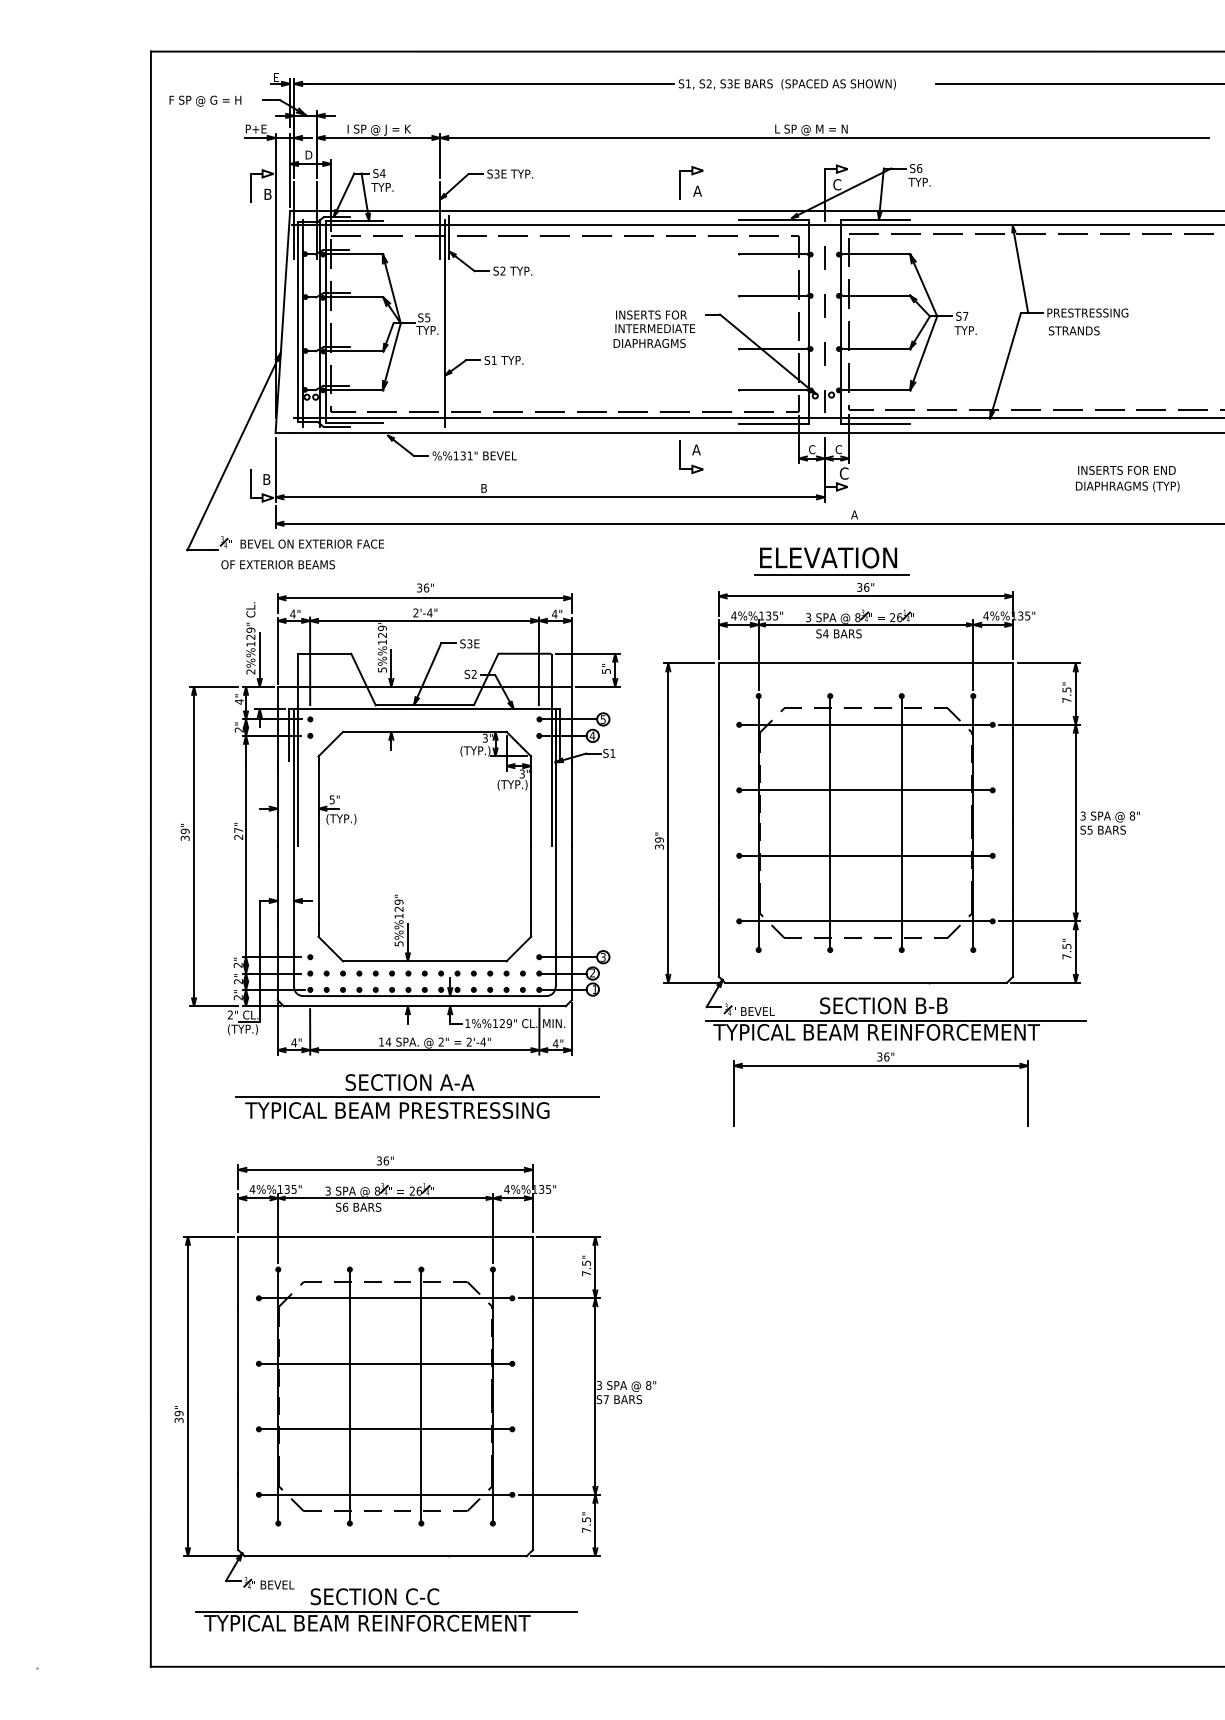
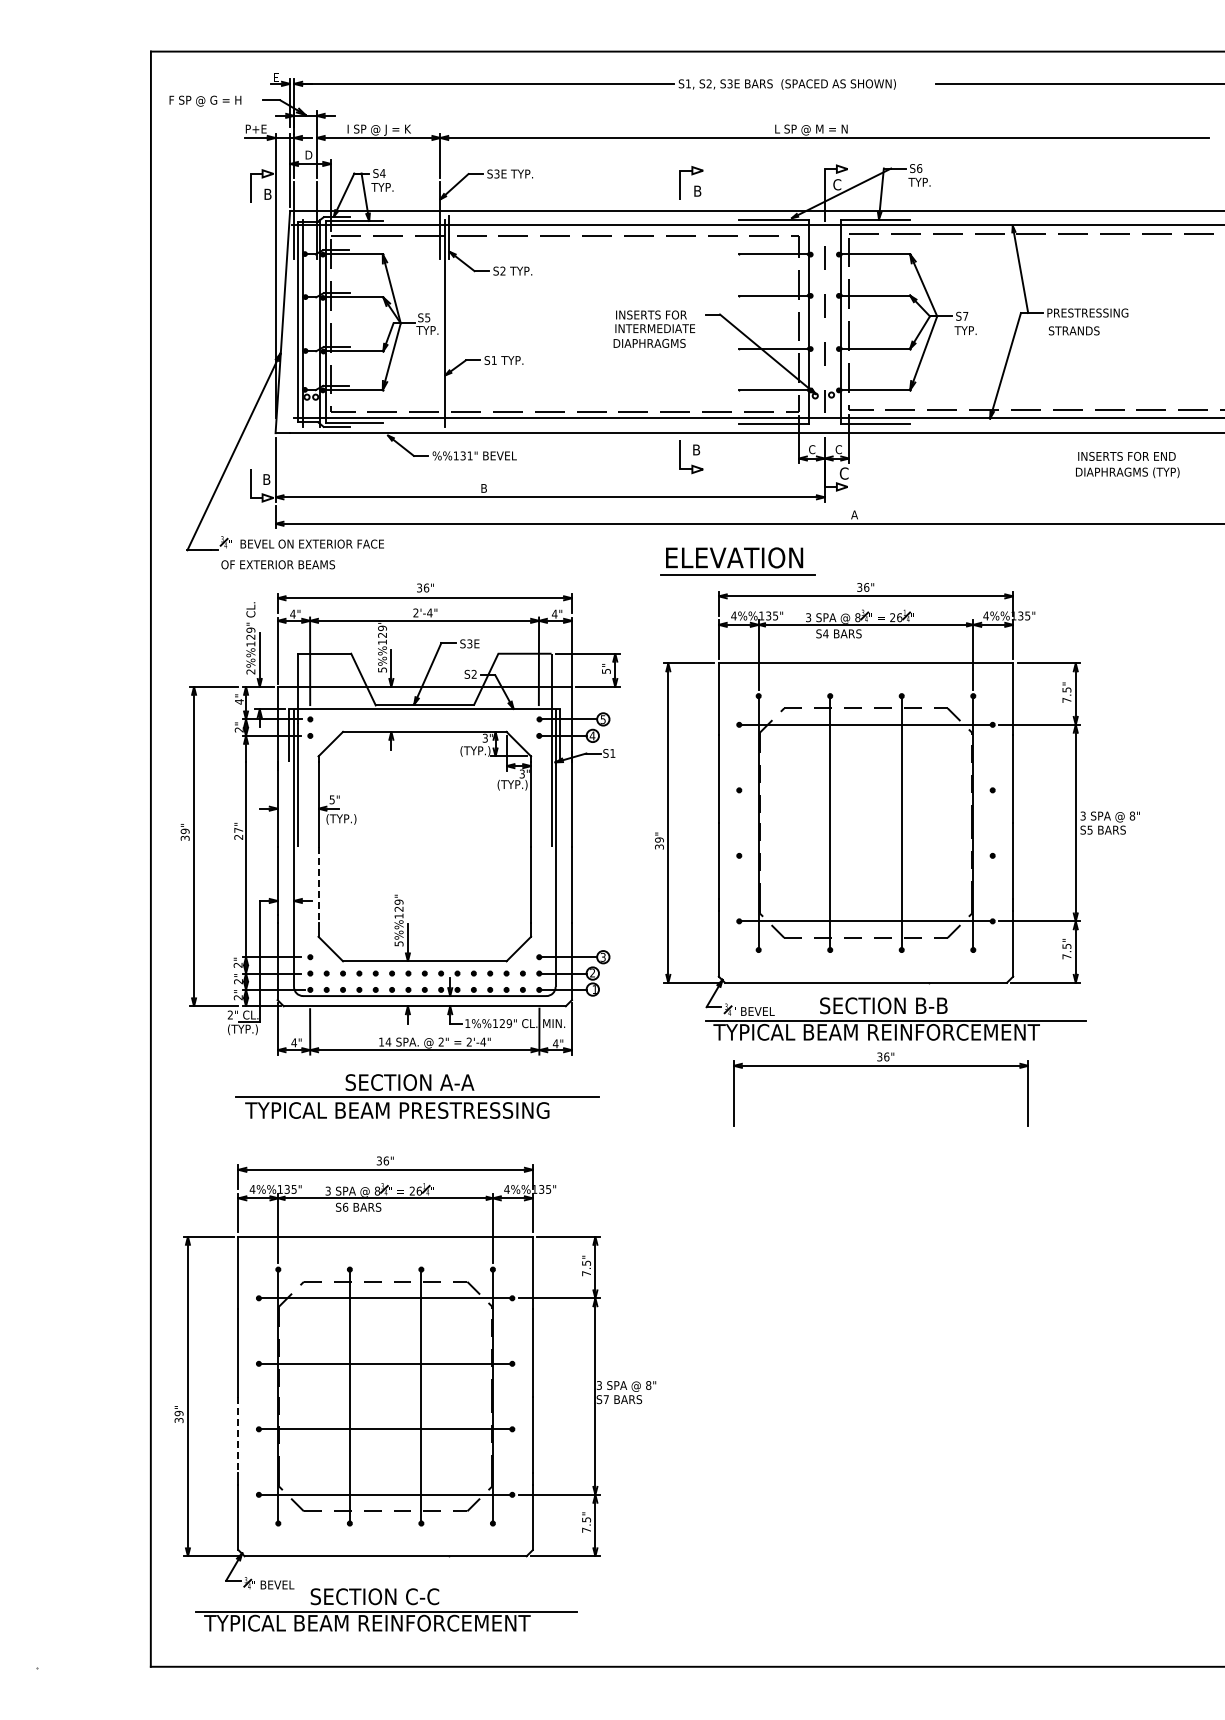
text: A -> B (697, 190)
text: A -> B (696, 449)
text position: (1127, 478) -> (1127, 464) (1127, 464)
part position: (831, 561) -> (737, 561) (737, 561)
line: present -> none (865, 790)
line: present -> none (865, 855)
line: solid -> dashed (318, 885)
line: solid -> dashed (238, 1435)
